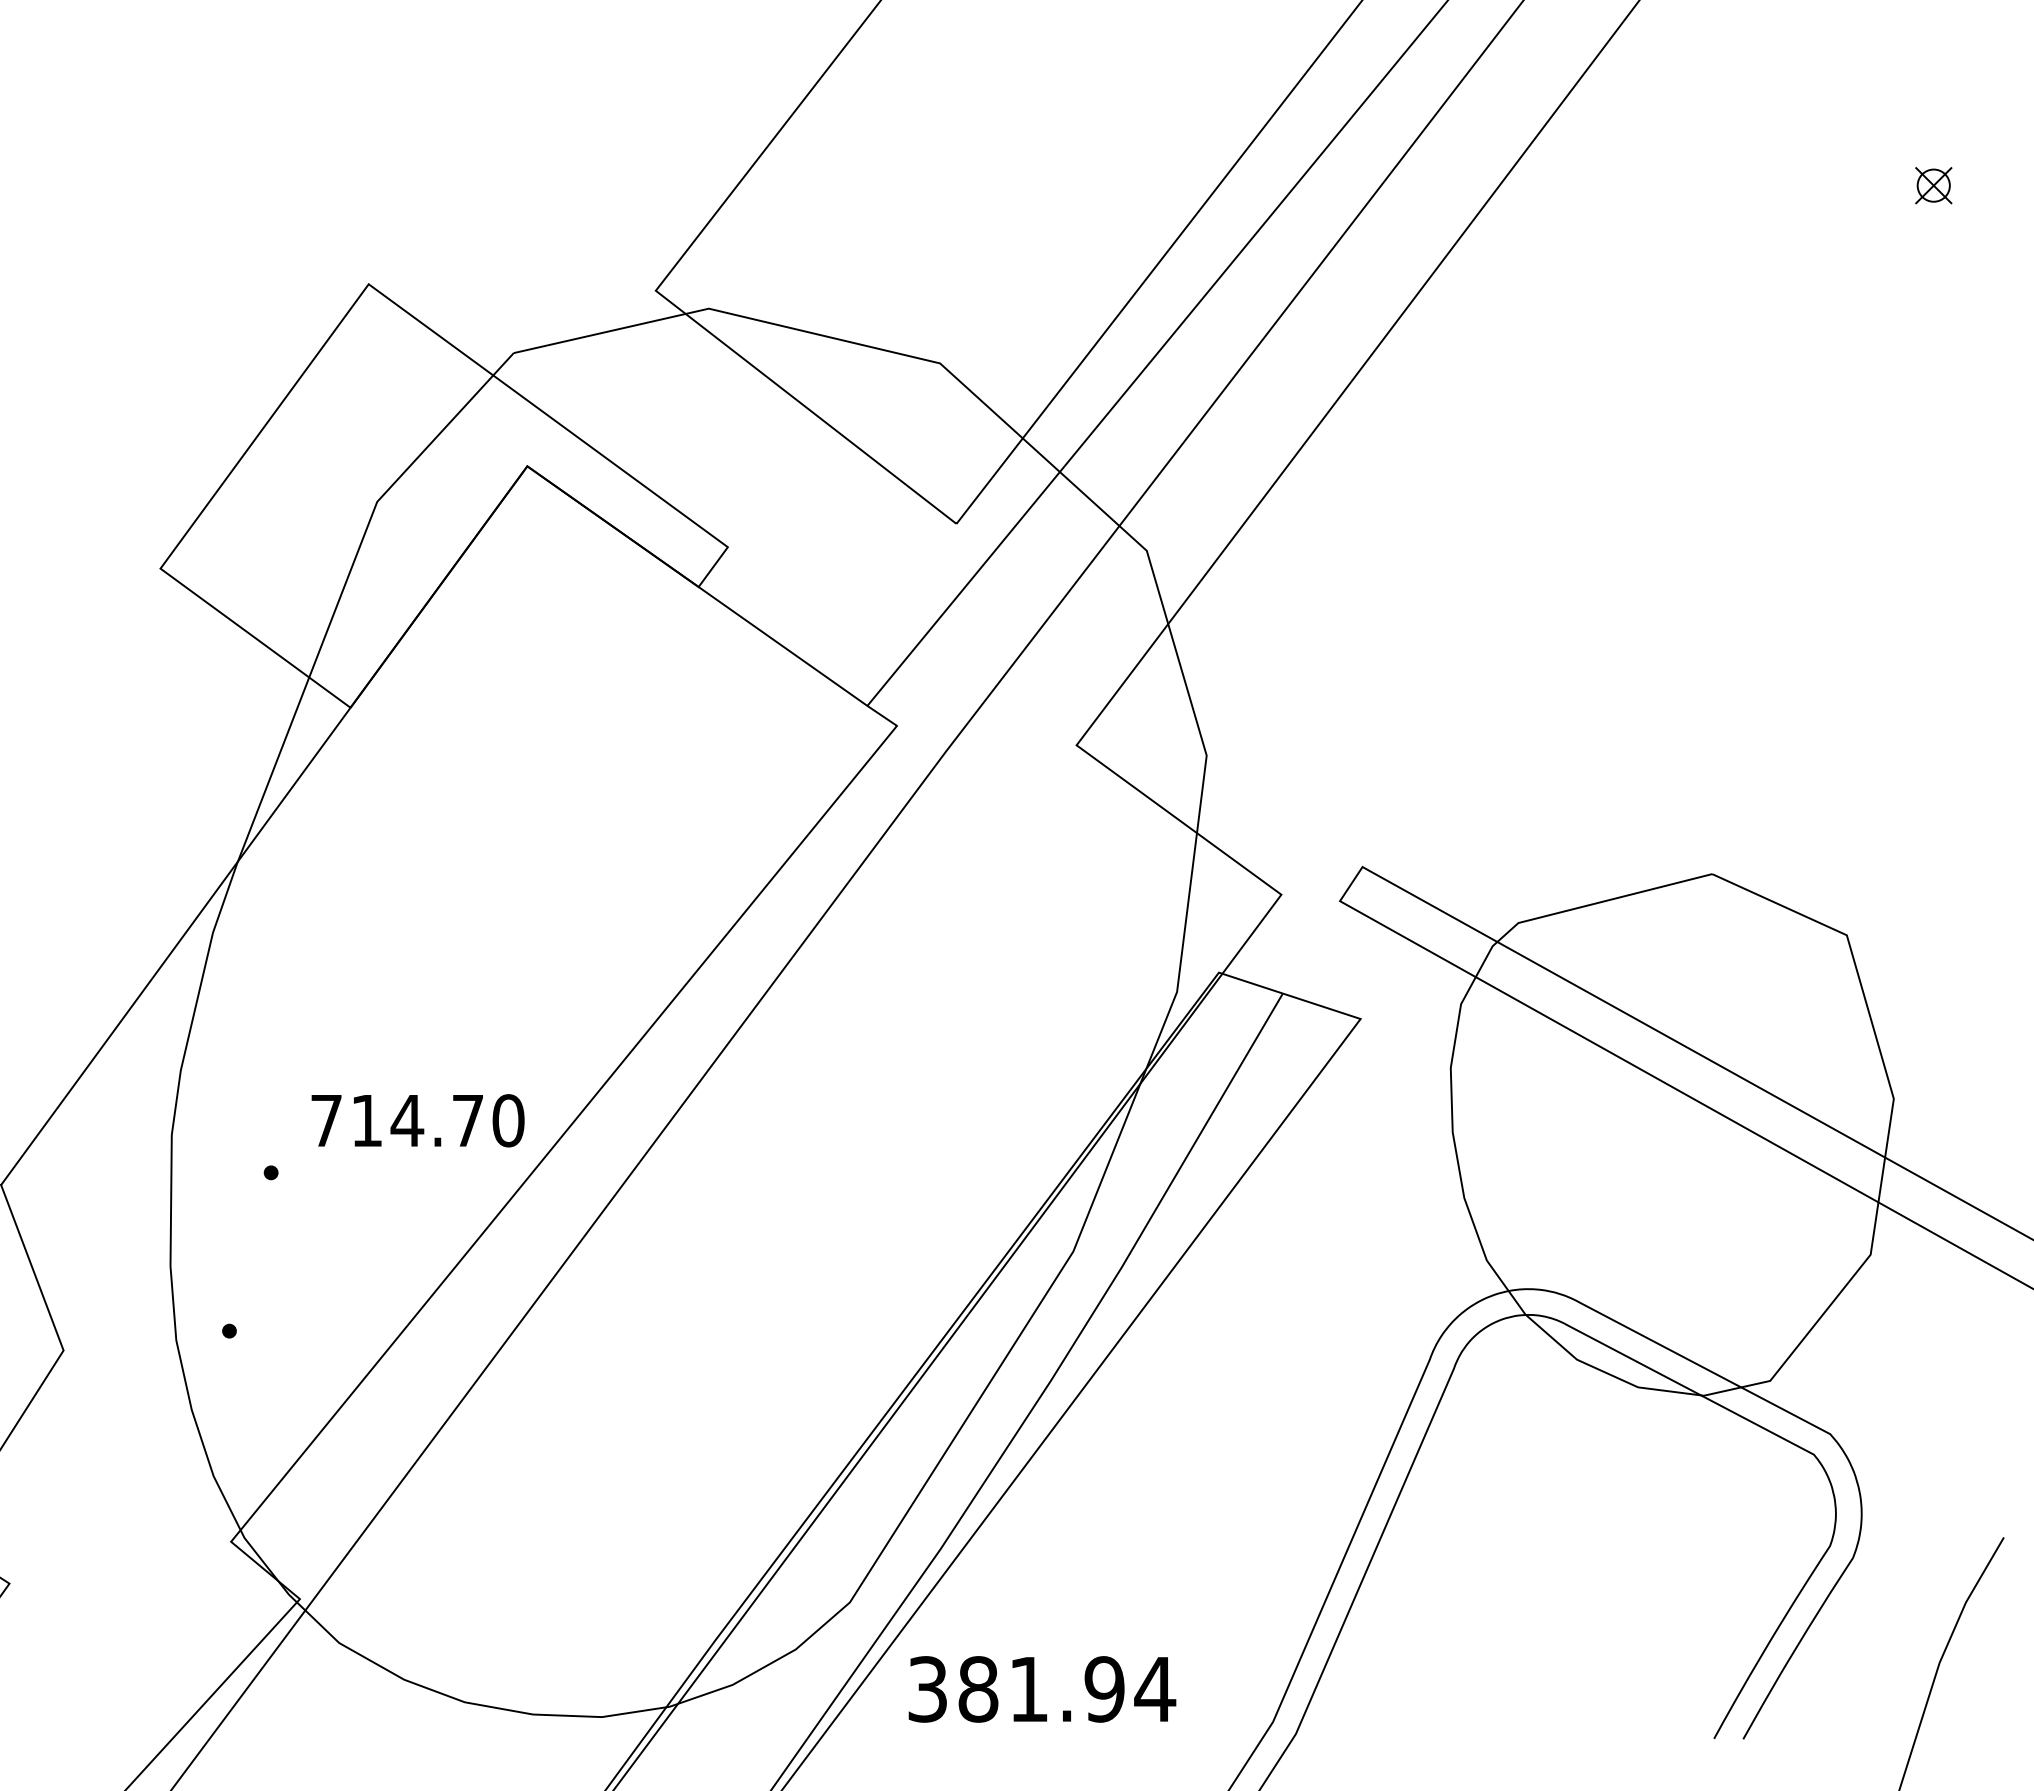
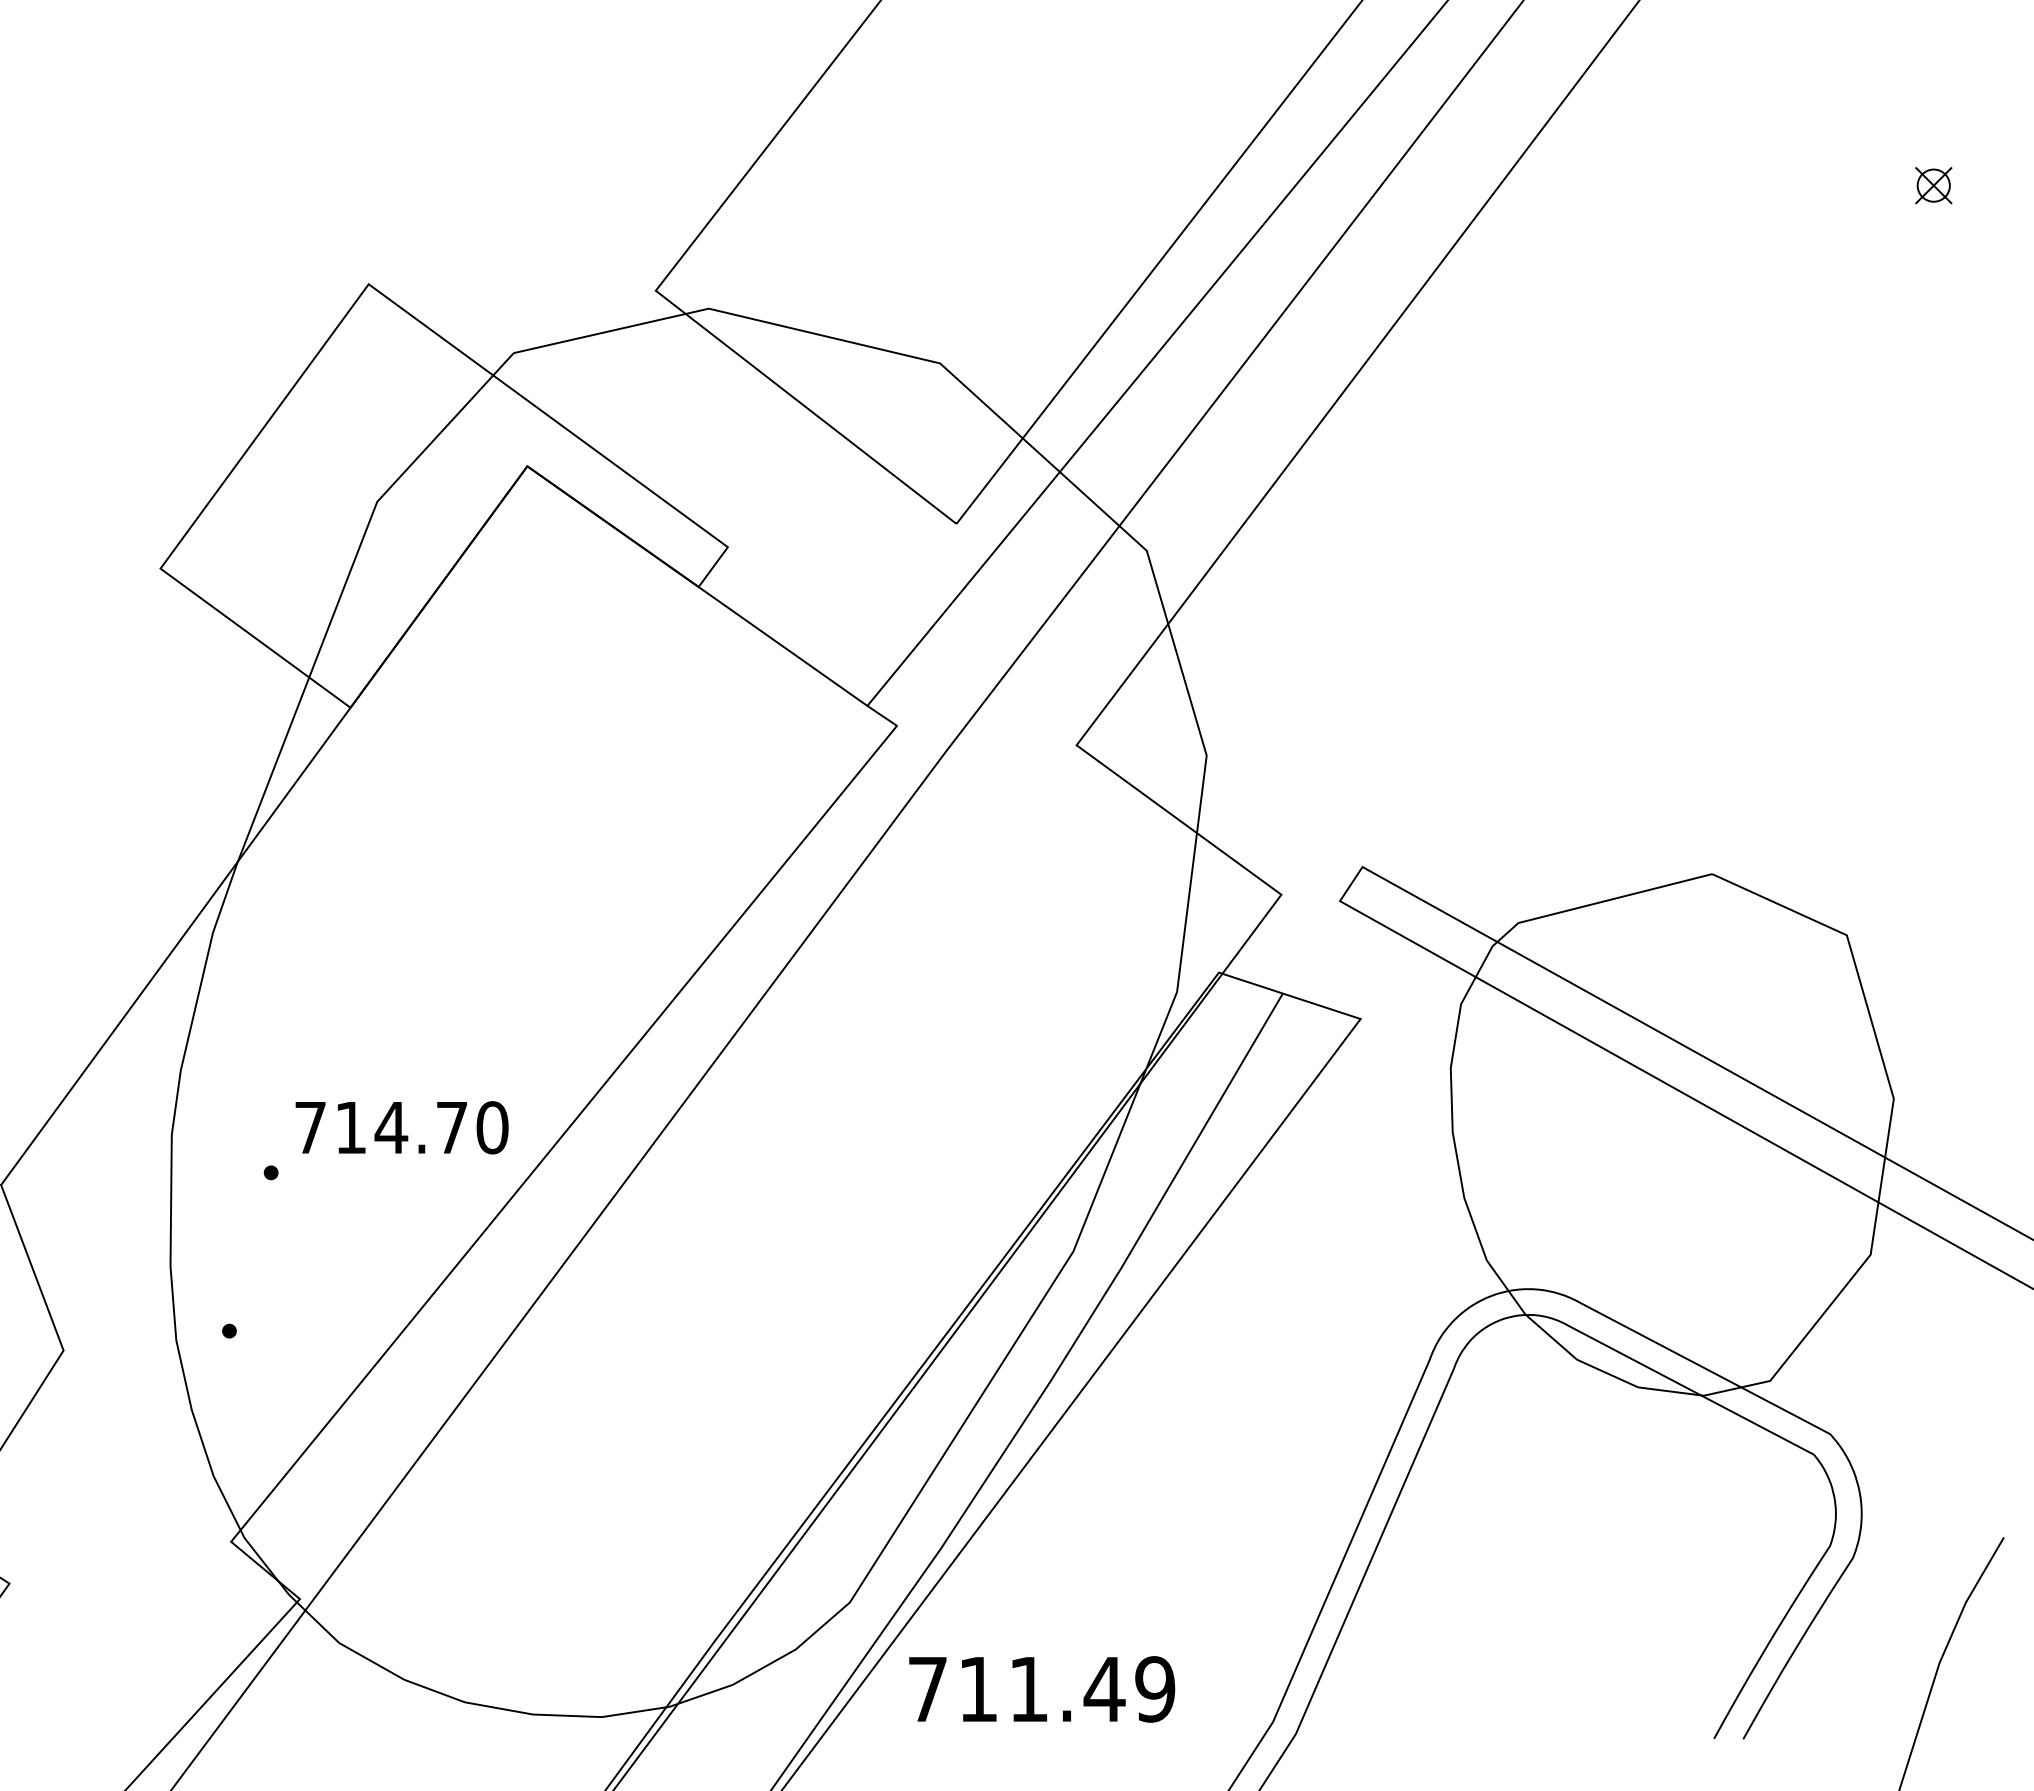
text position: (417, 1120) -> (401, 1127) (401, 1127)
text: 381.94 -> 711.49 (1042, 1689)
